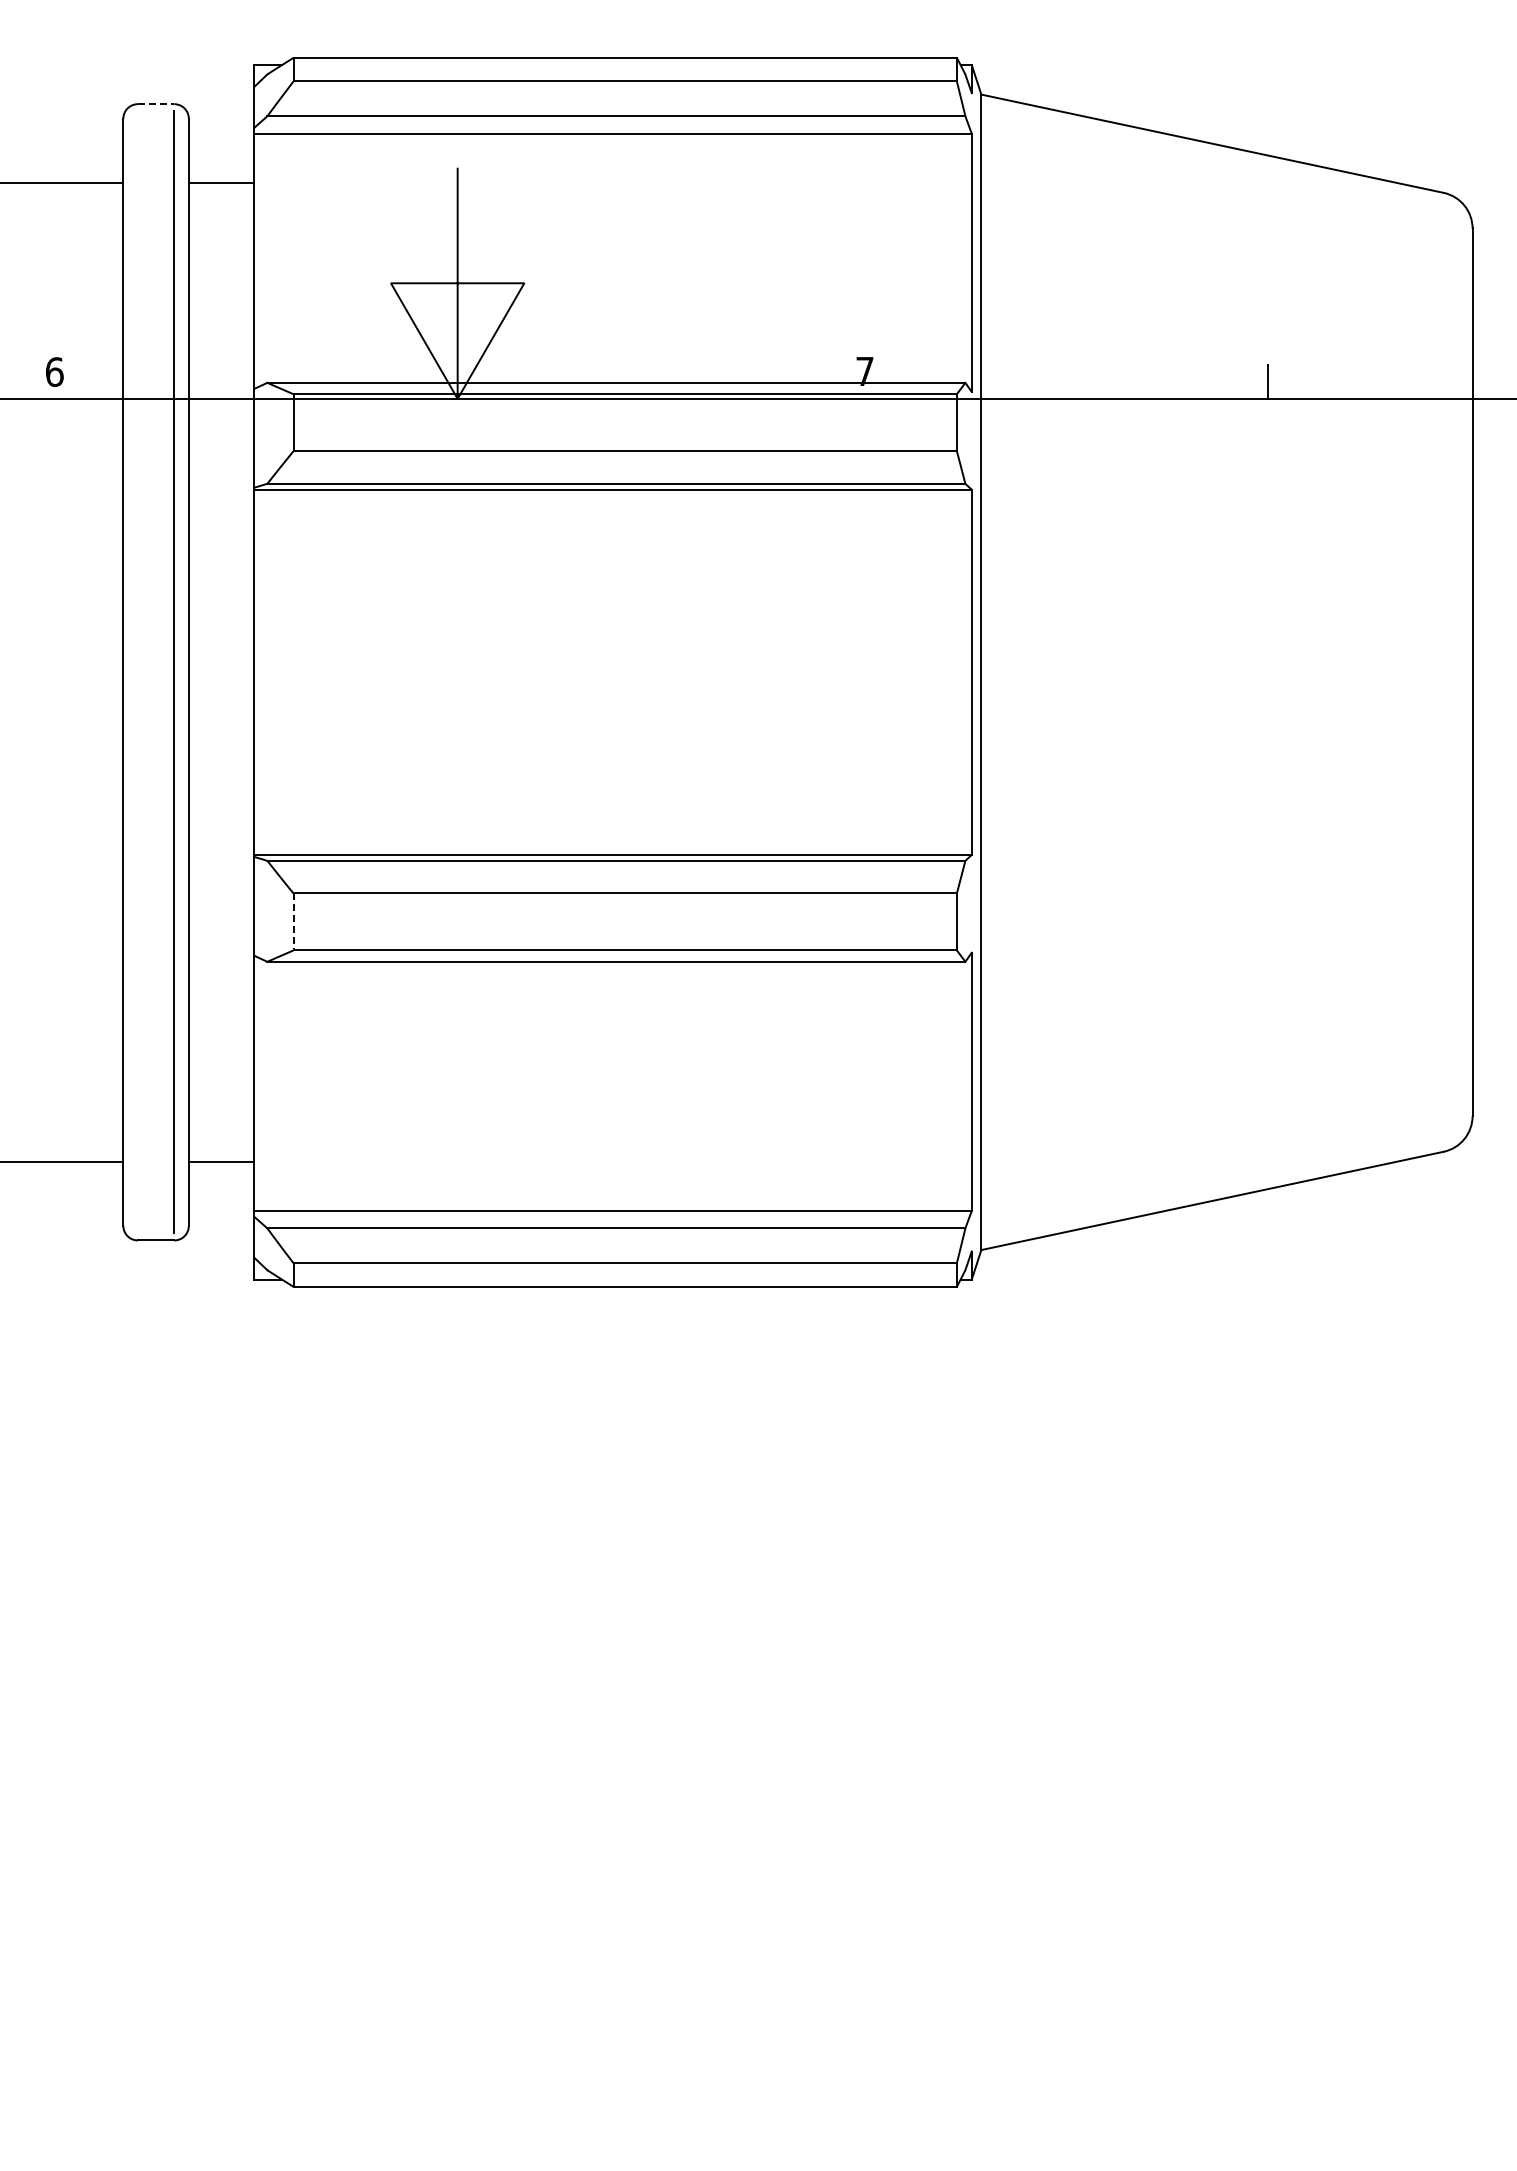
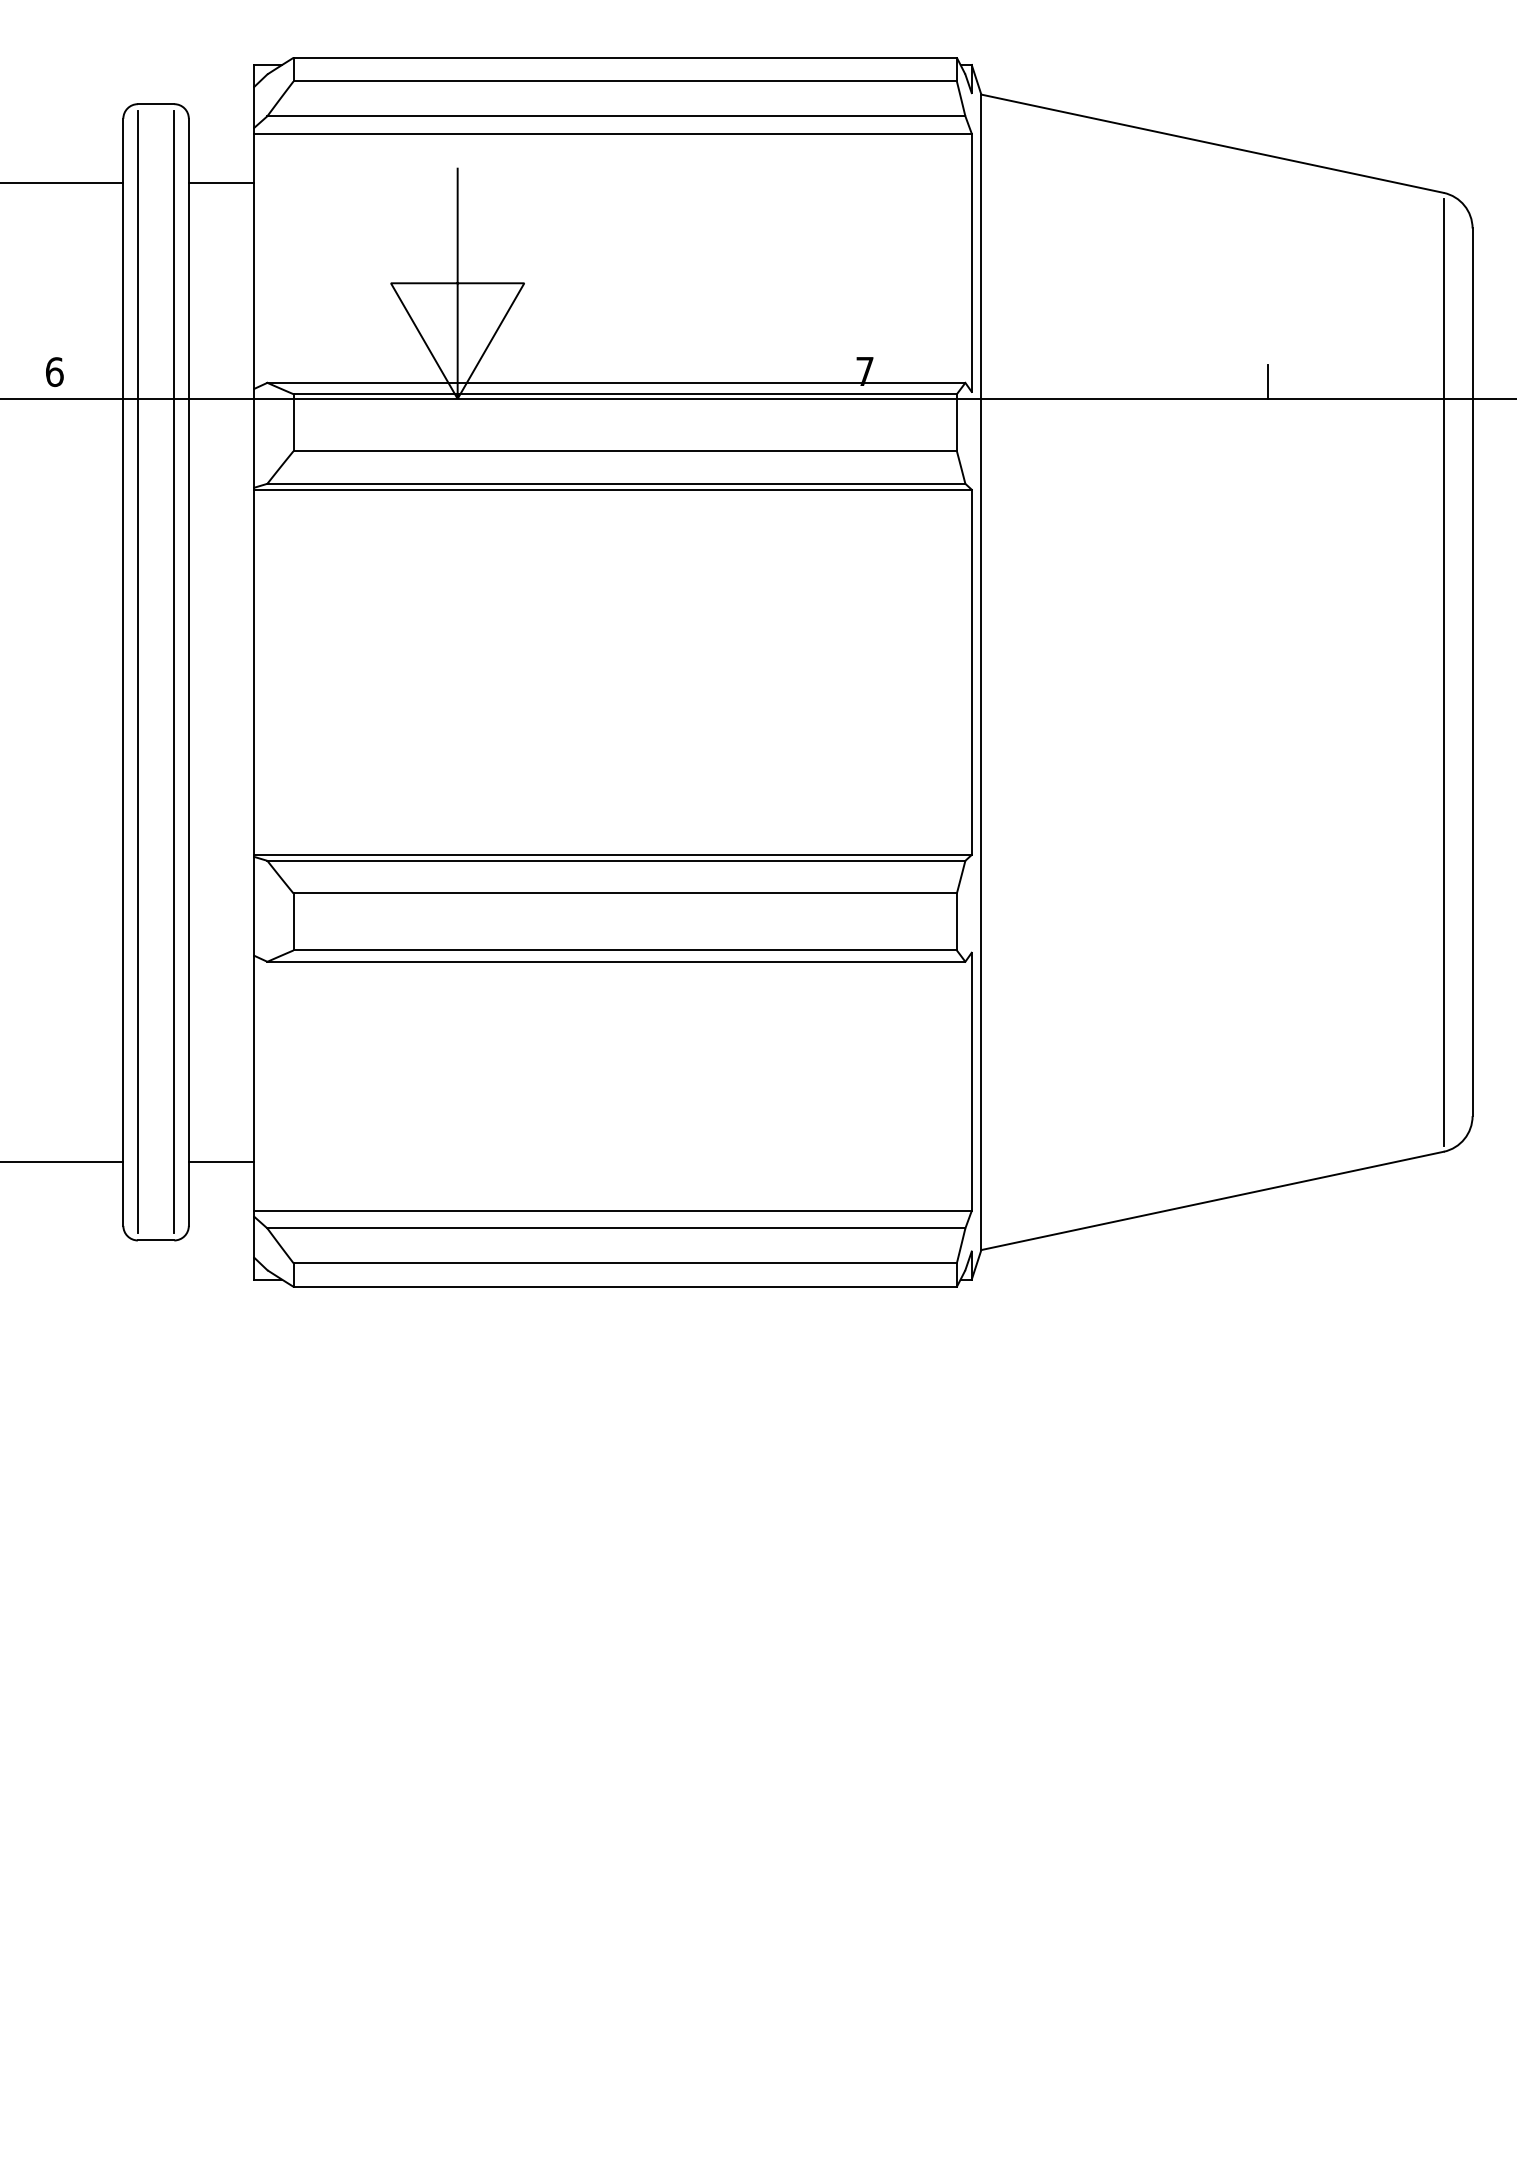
line: dashed -> solid (156, 104)
line: none -> present (1443, 671)
line: none -> present (137, 672)
line: dashed -> solid (293, 921)
